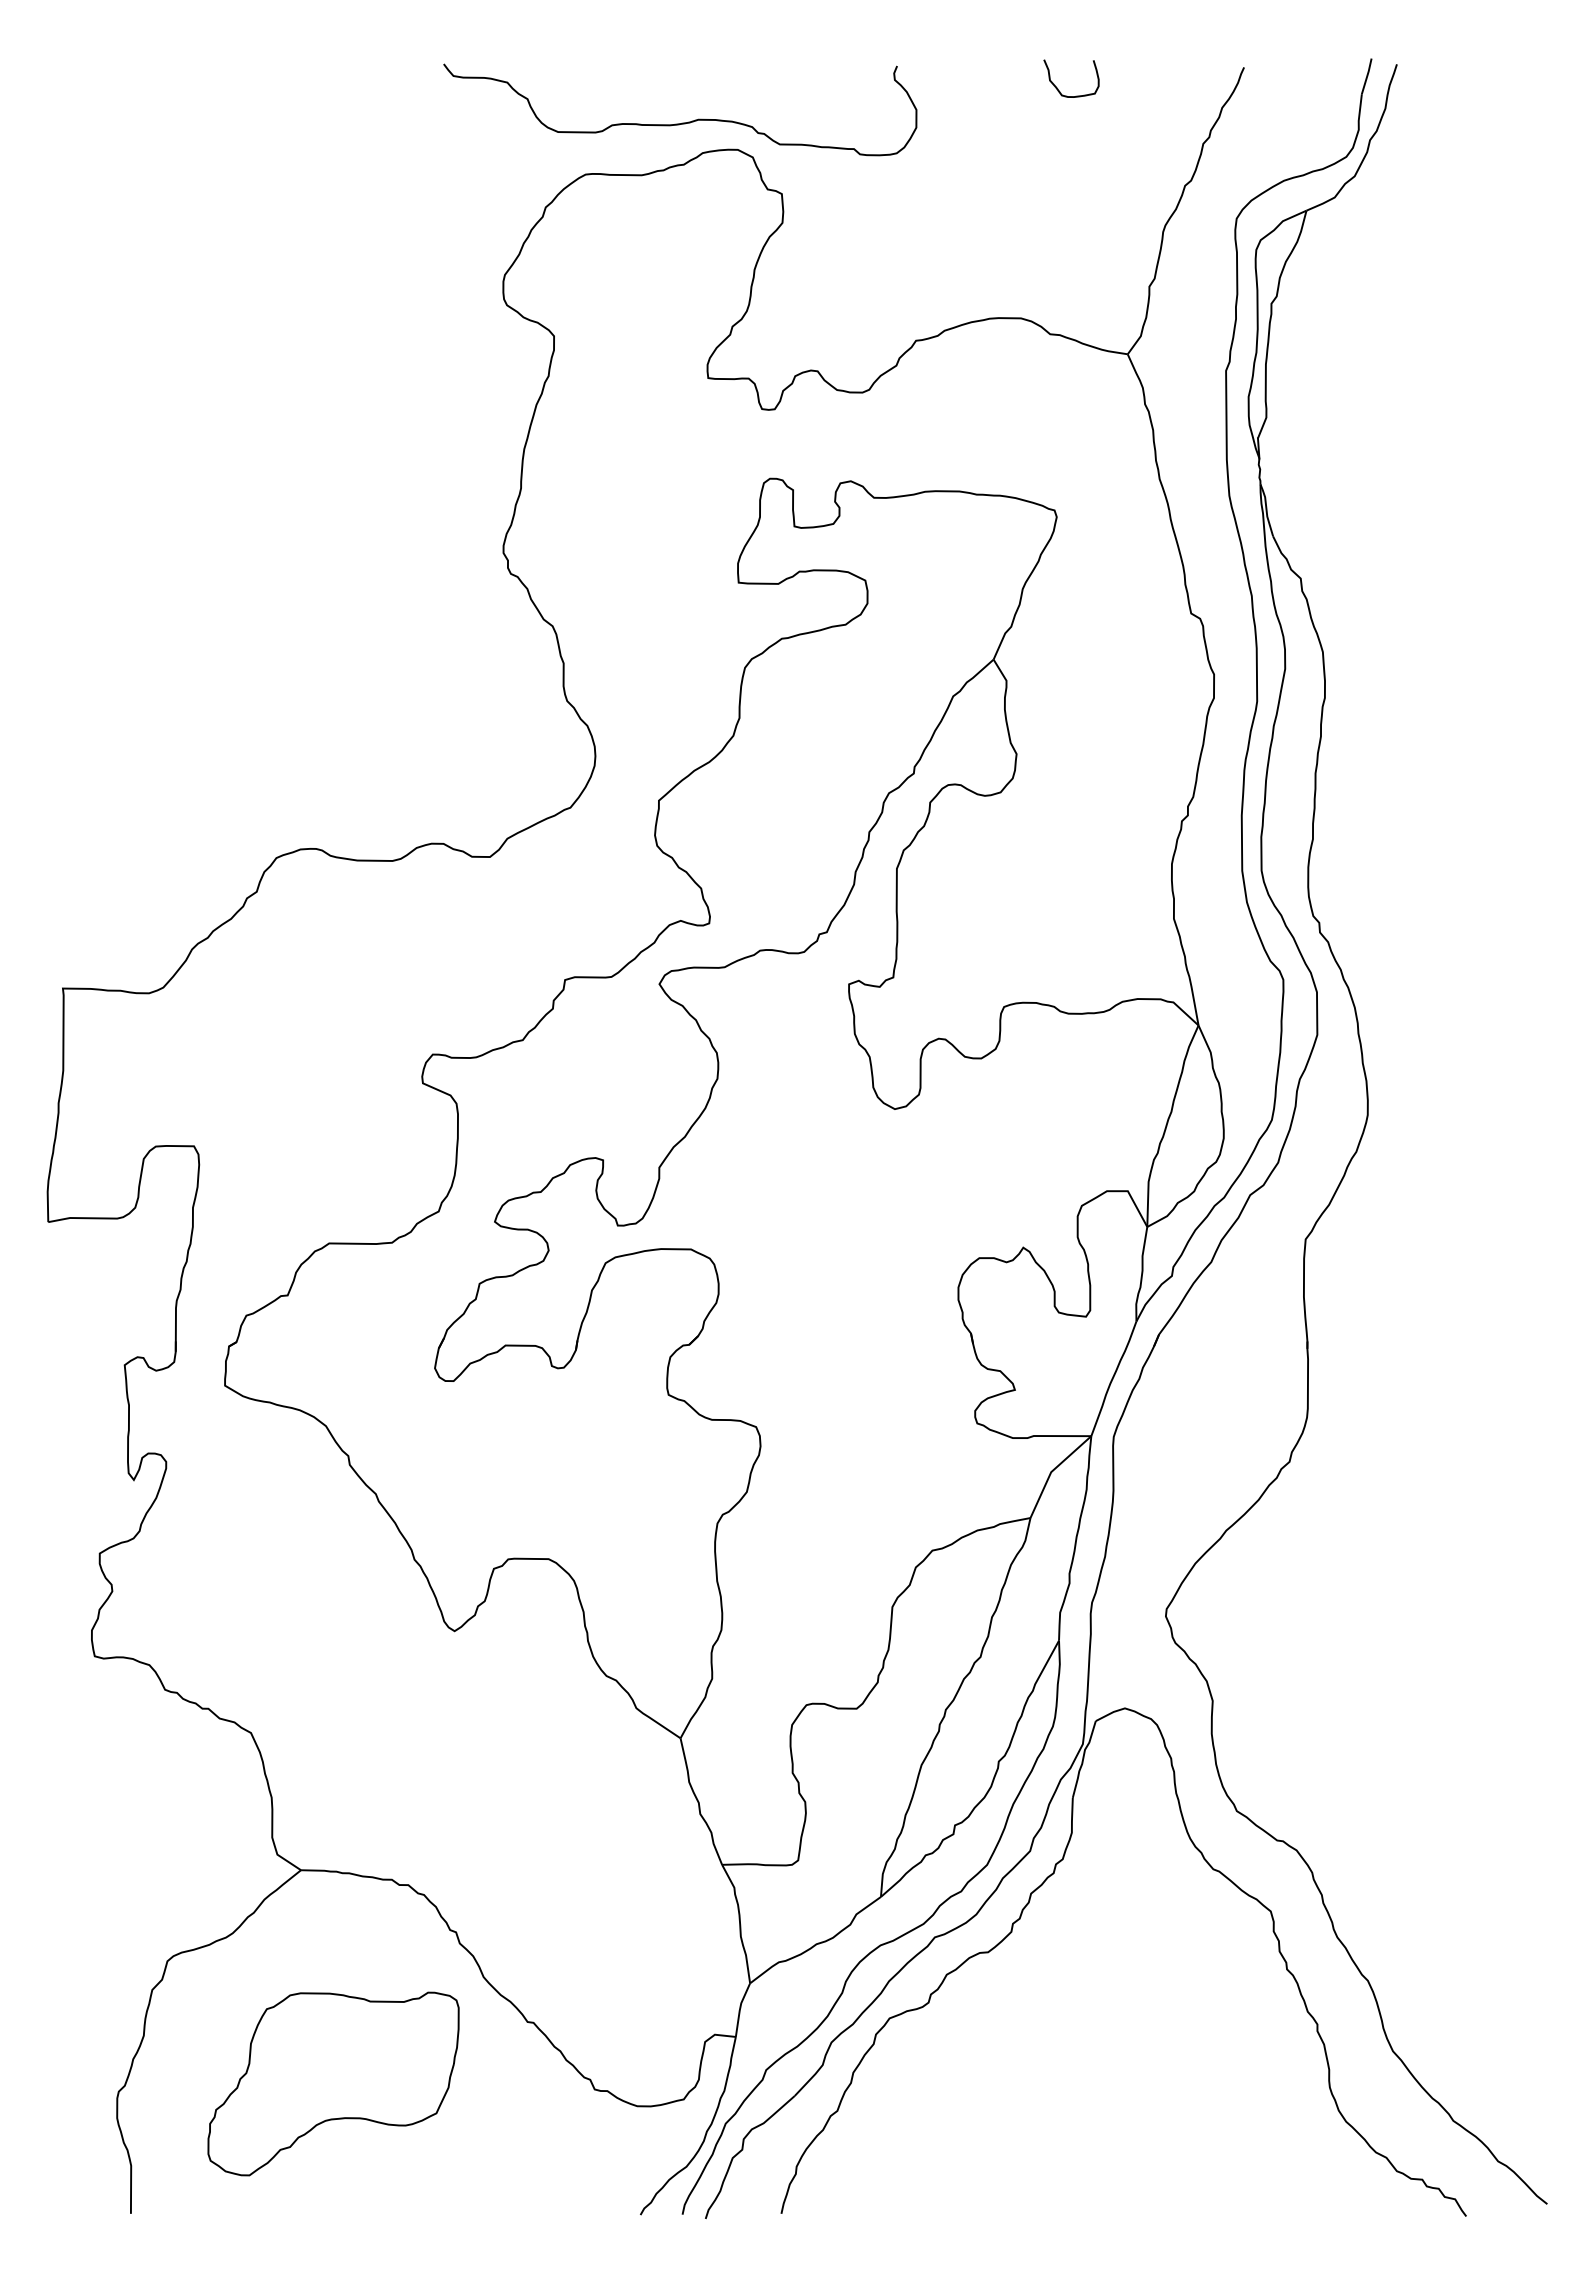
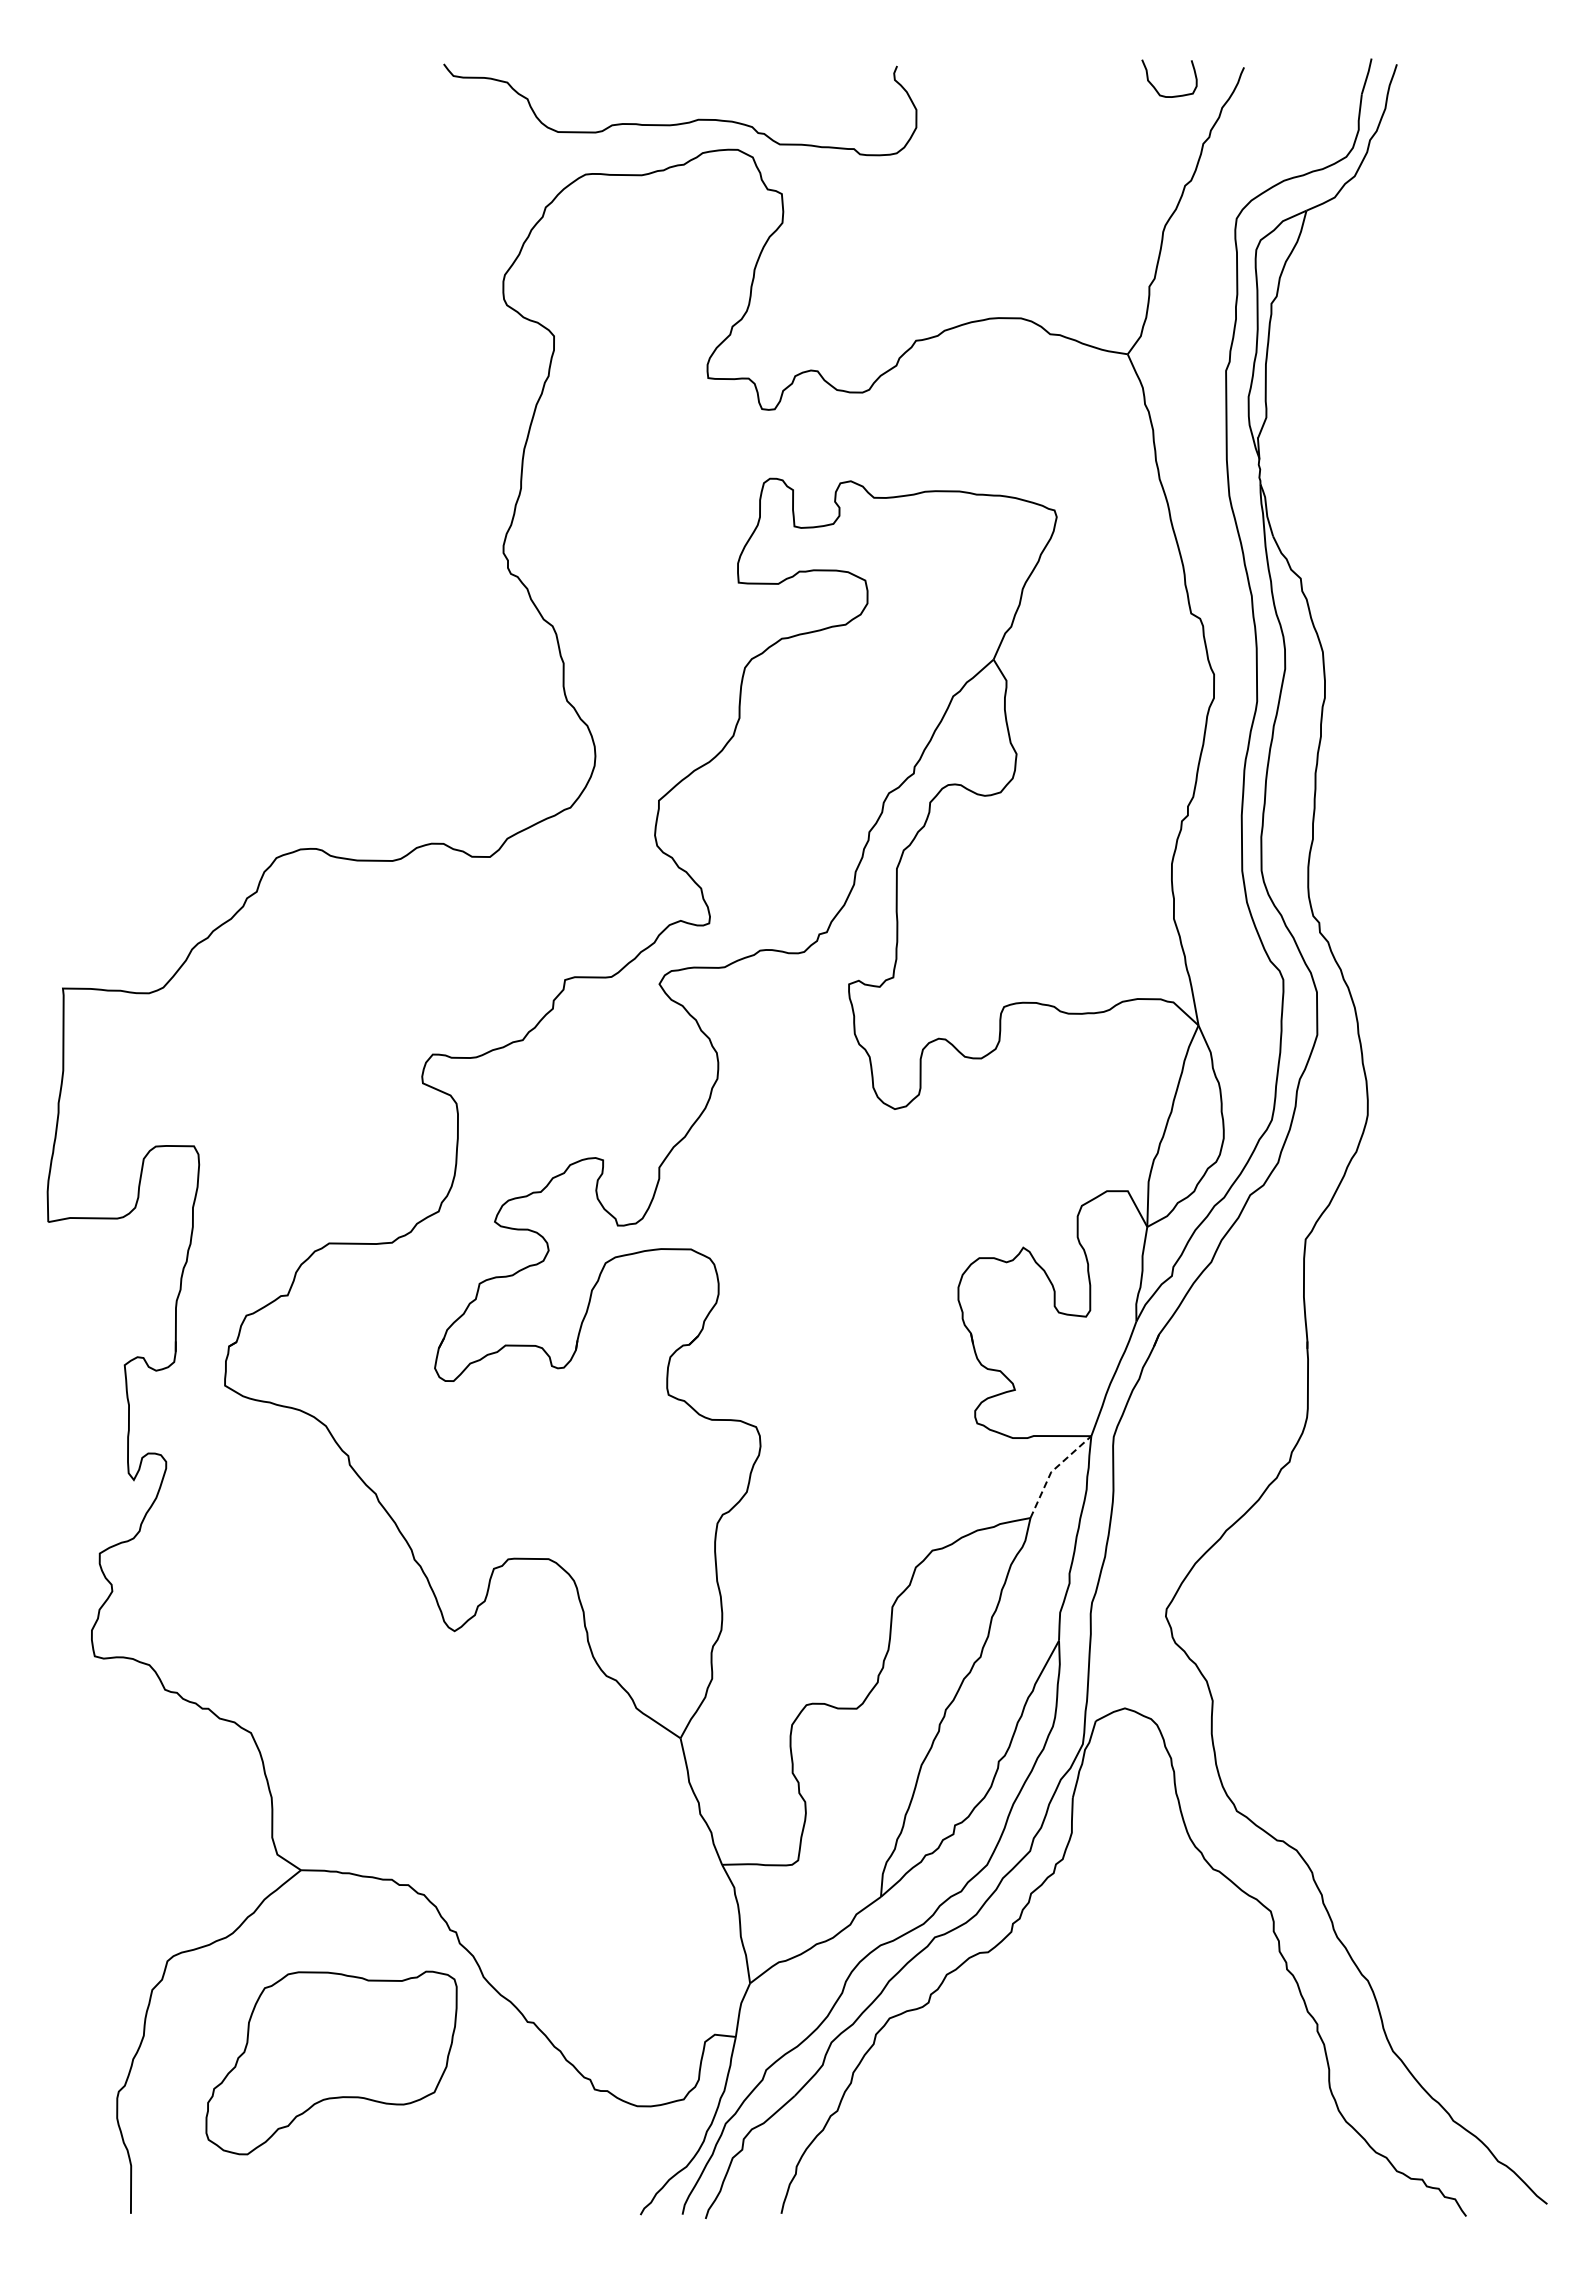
curve position: (1058, 88) -> (1156, 88) (1156, 88)
line: solid -> dashed (1051, 1471)
part position: (333, 2083) -> (331, 2062) (331, 2062)
